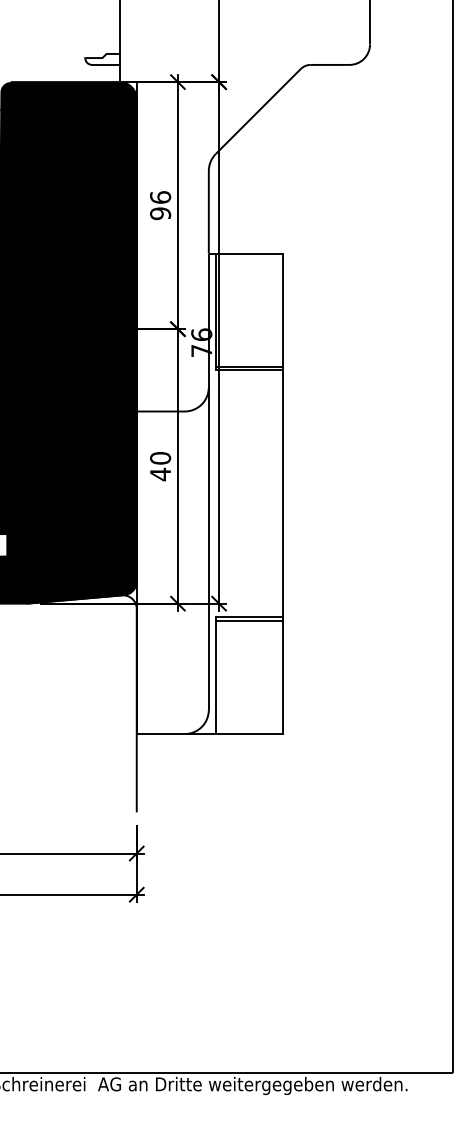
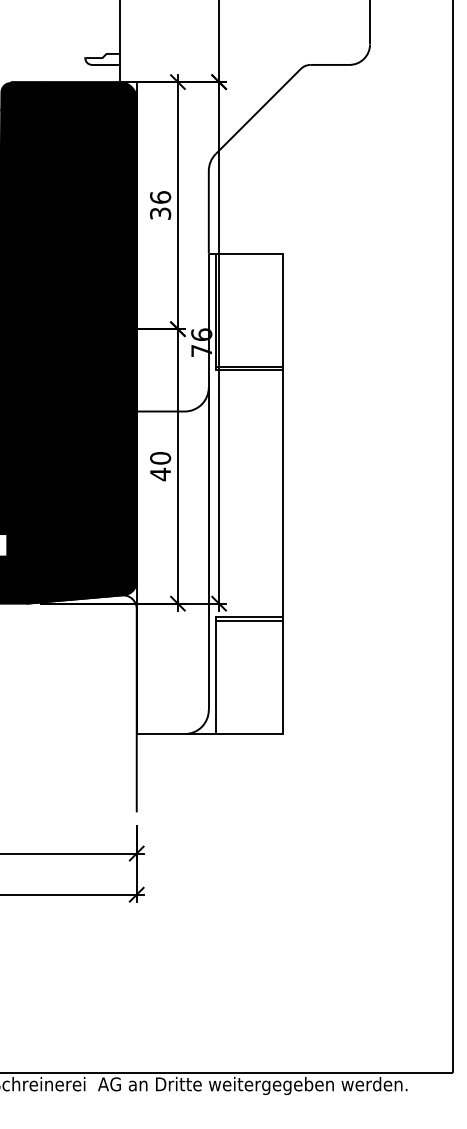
text: 96 -> 36 (160, 213)
